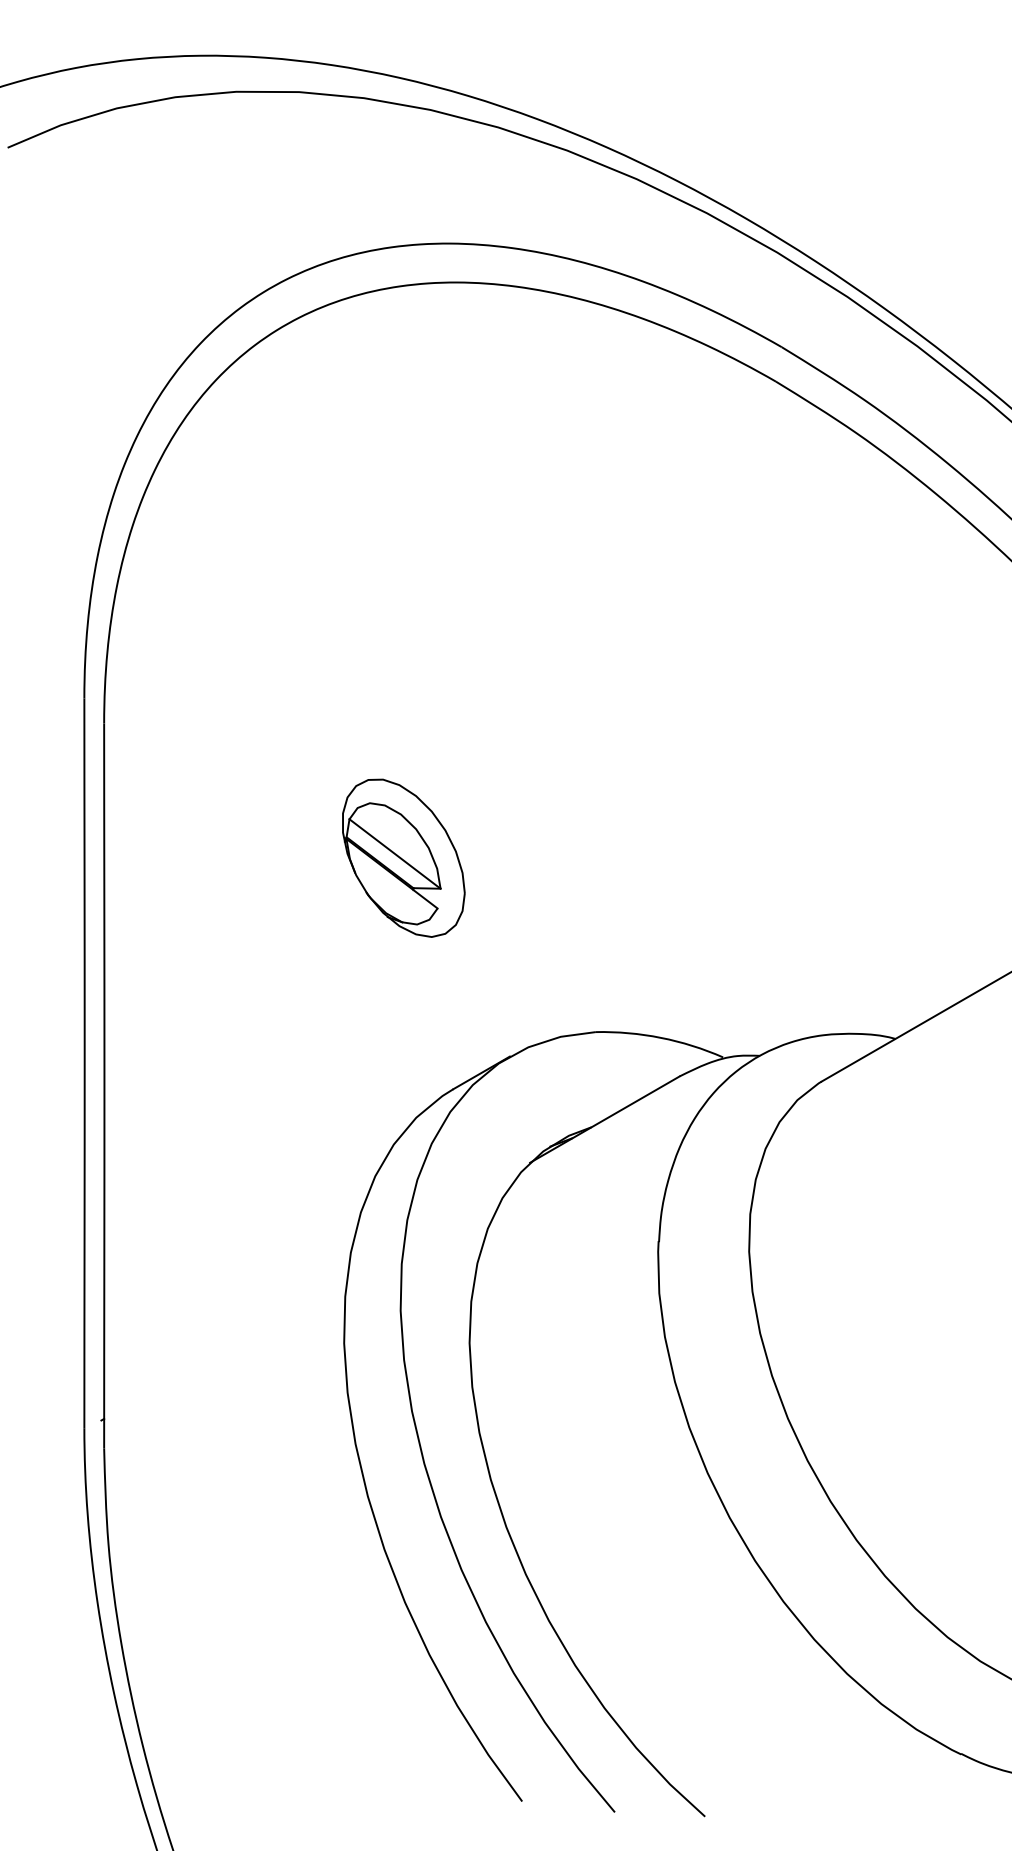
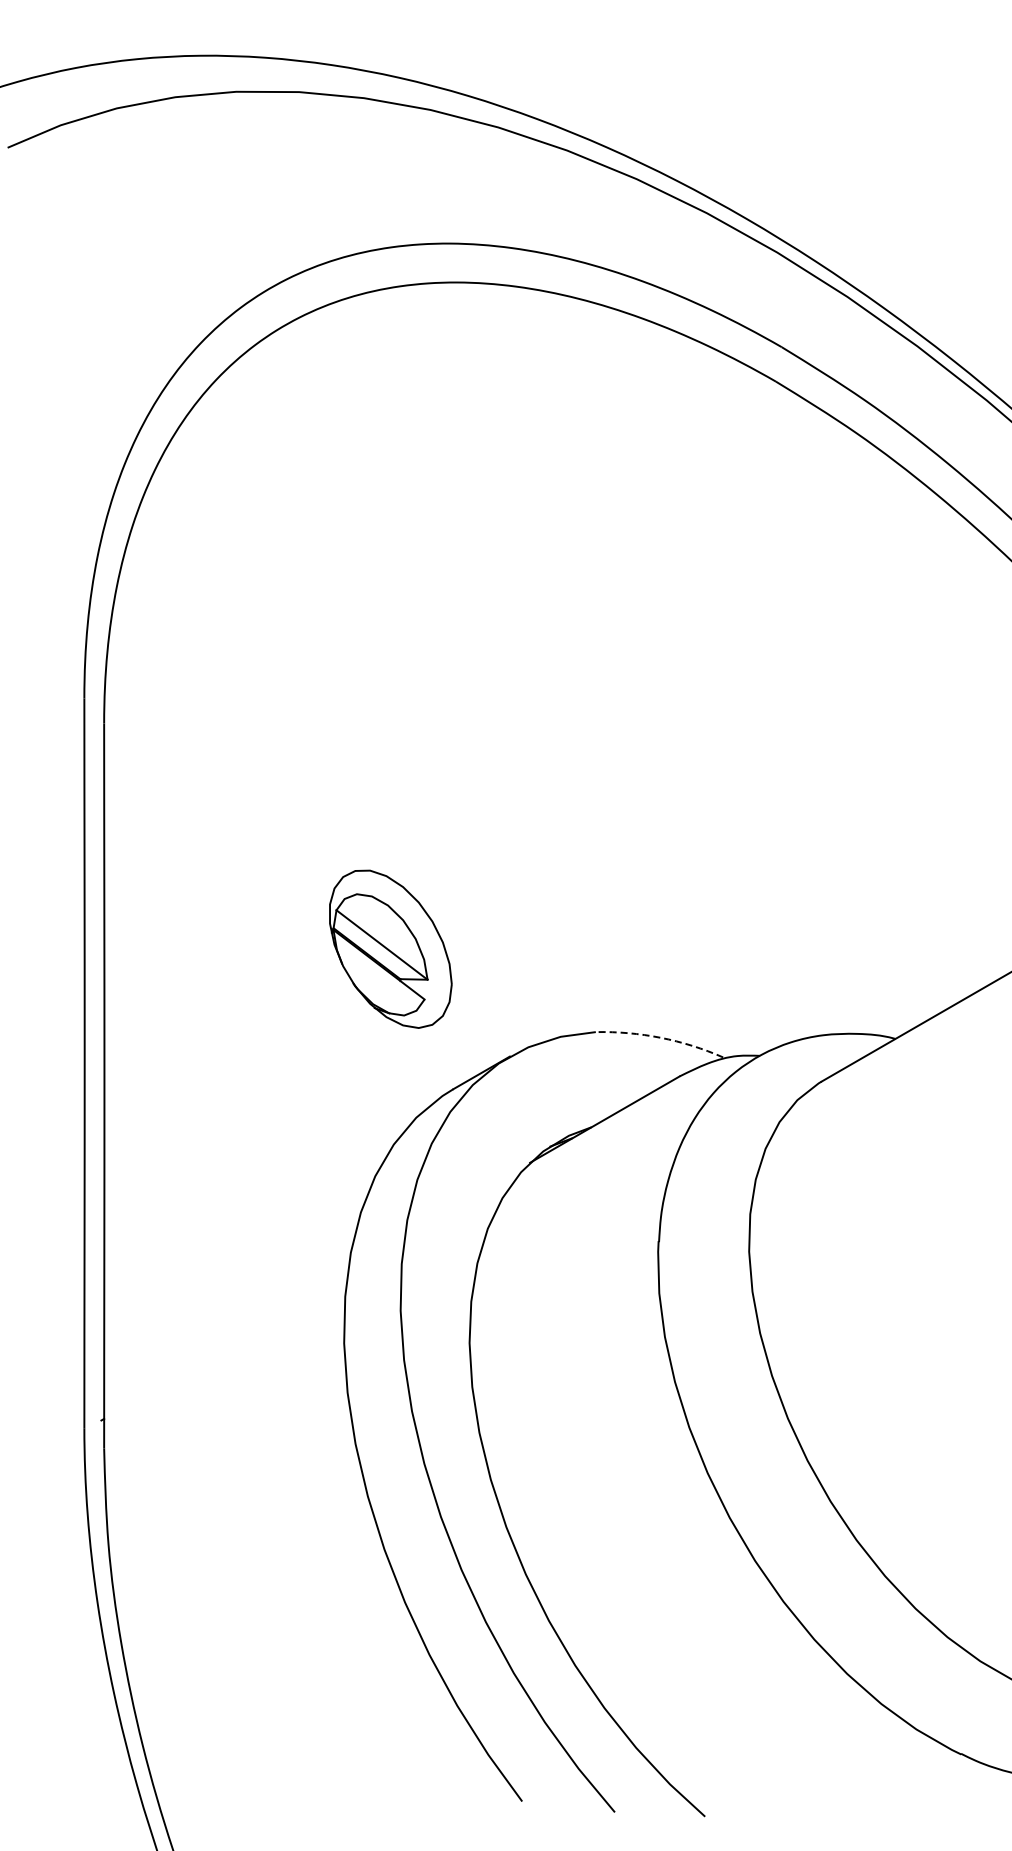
part position: (403, 857) -> (390, 948) (390, 948)
arc: solid -> dashed (660, 1037)
